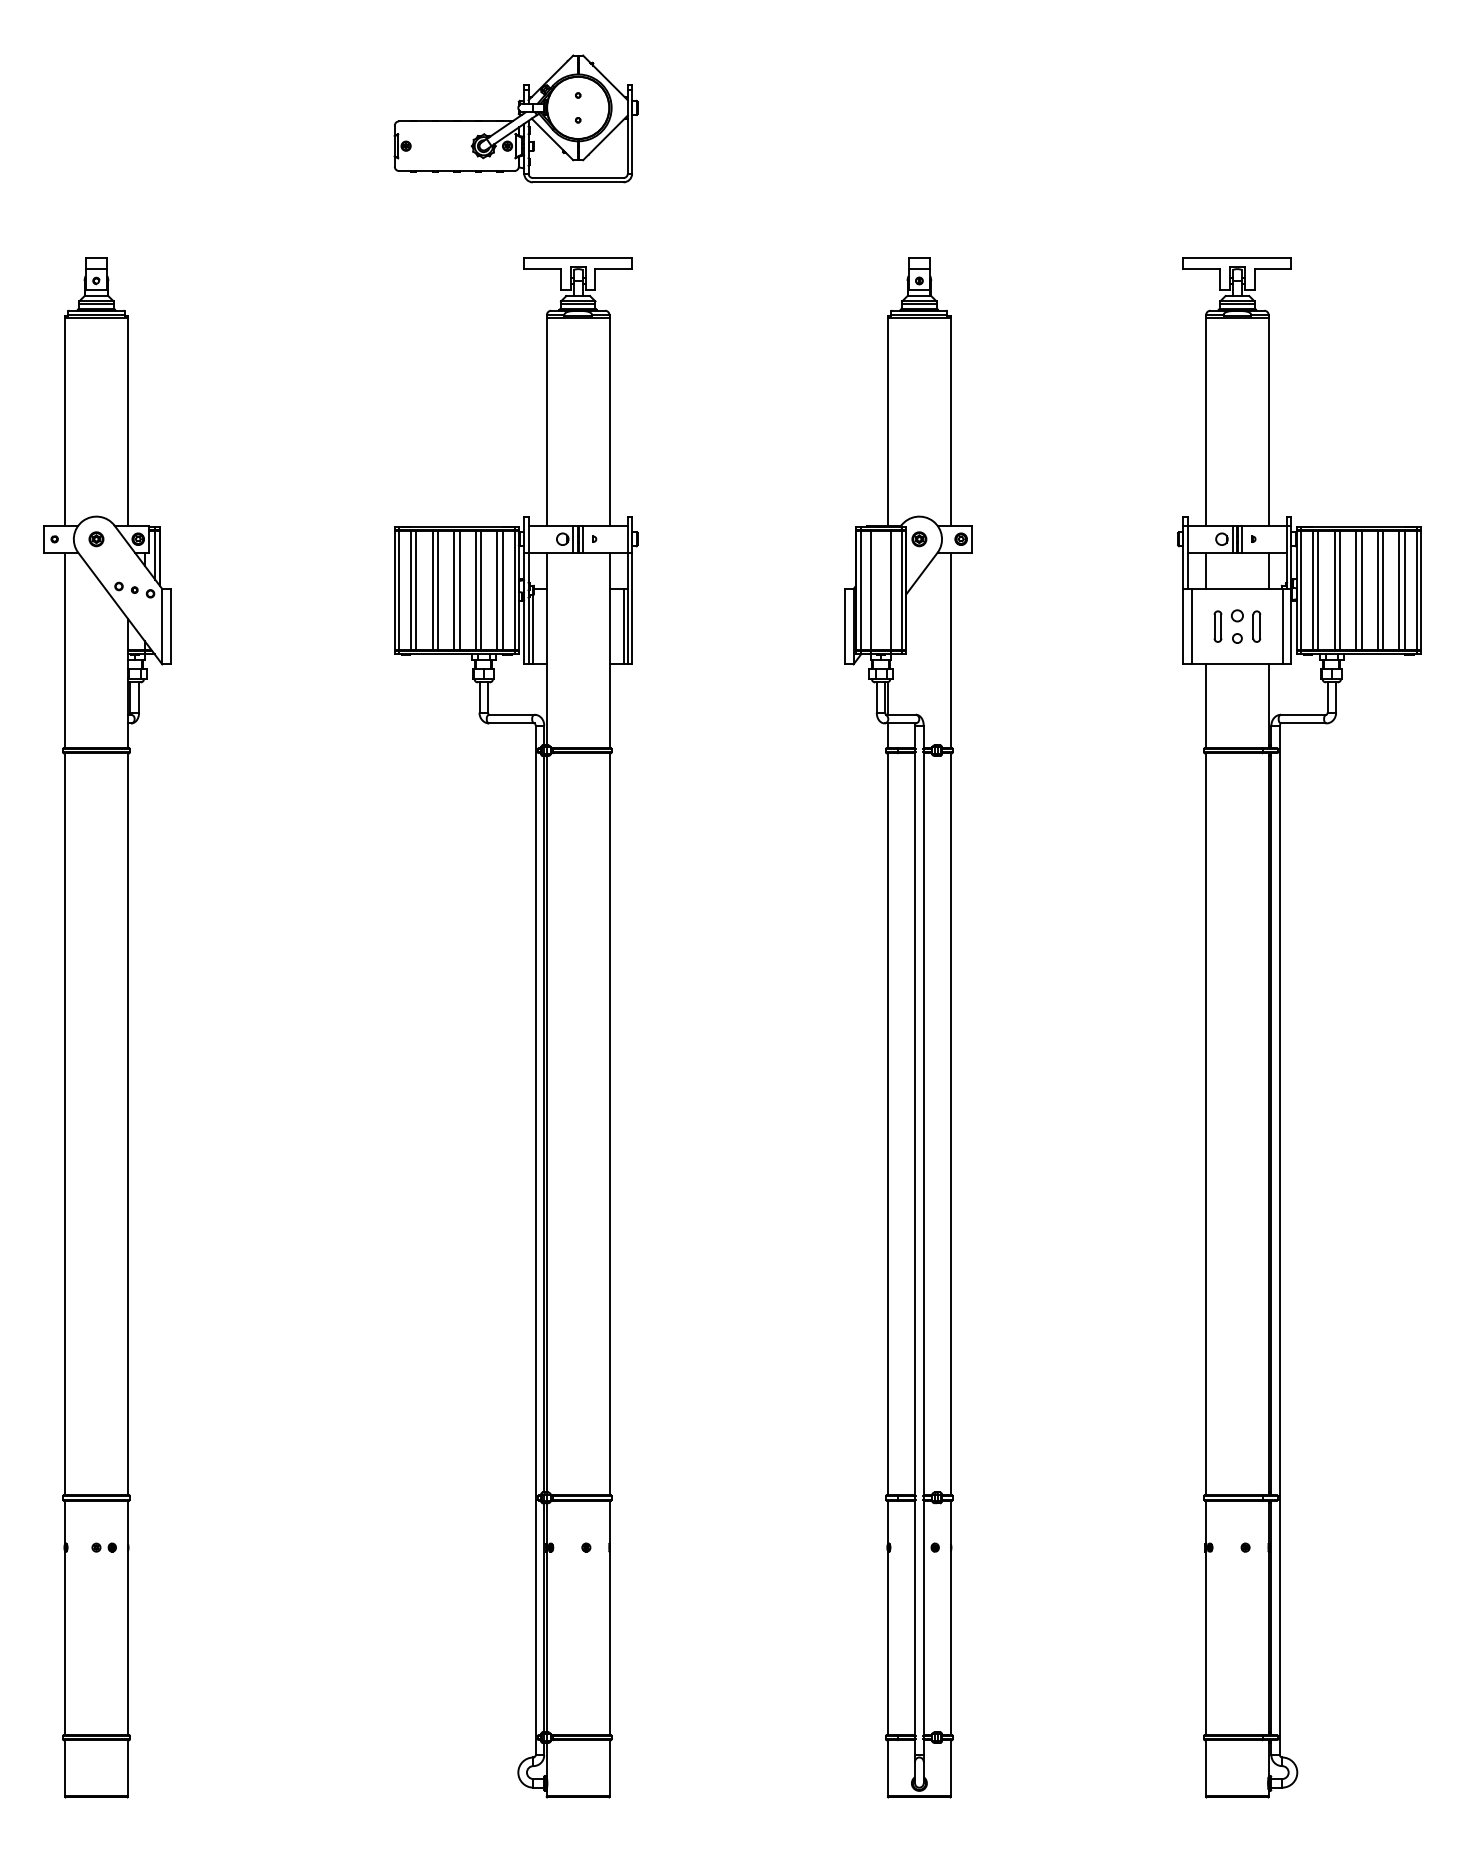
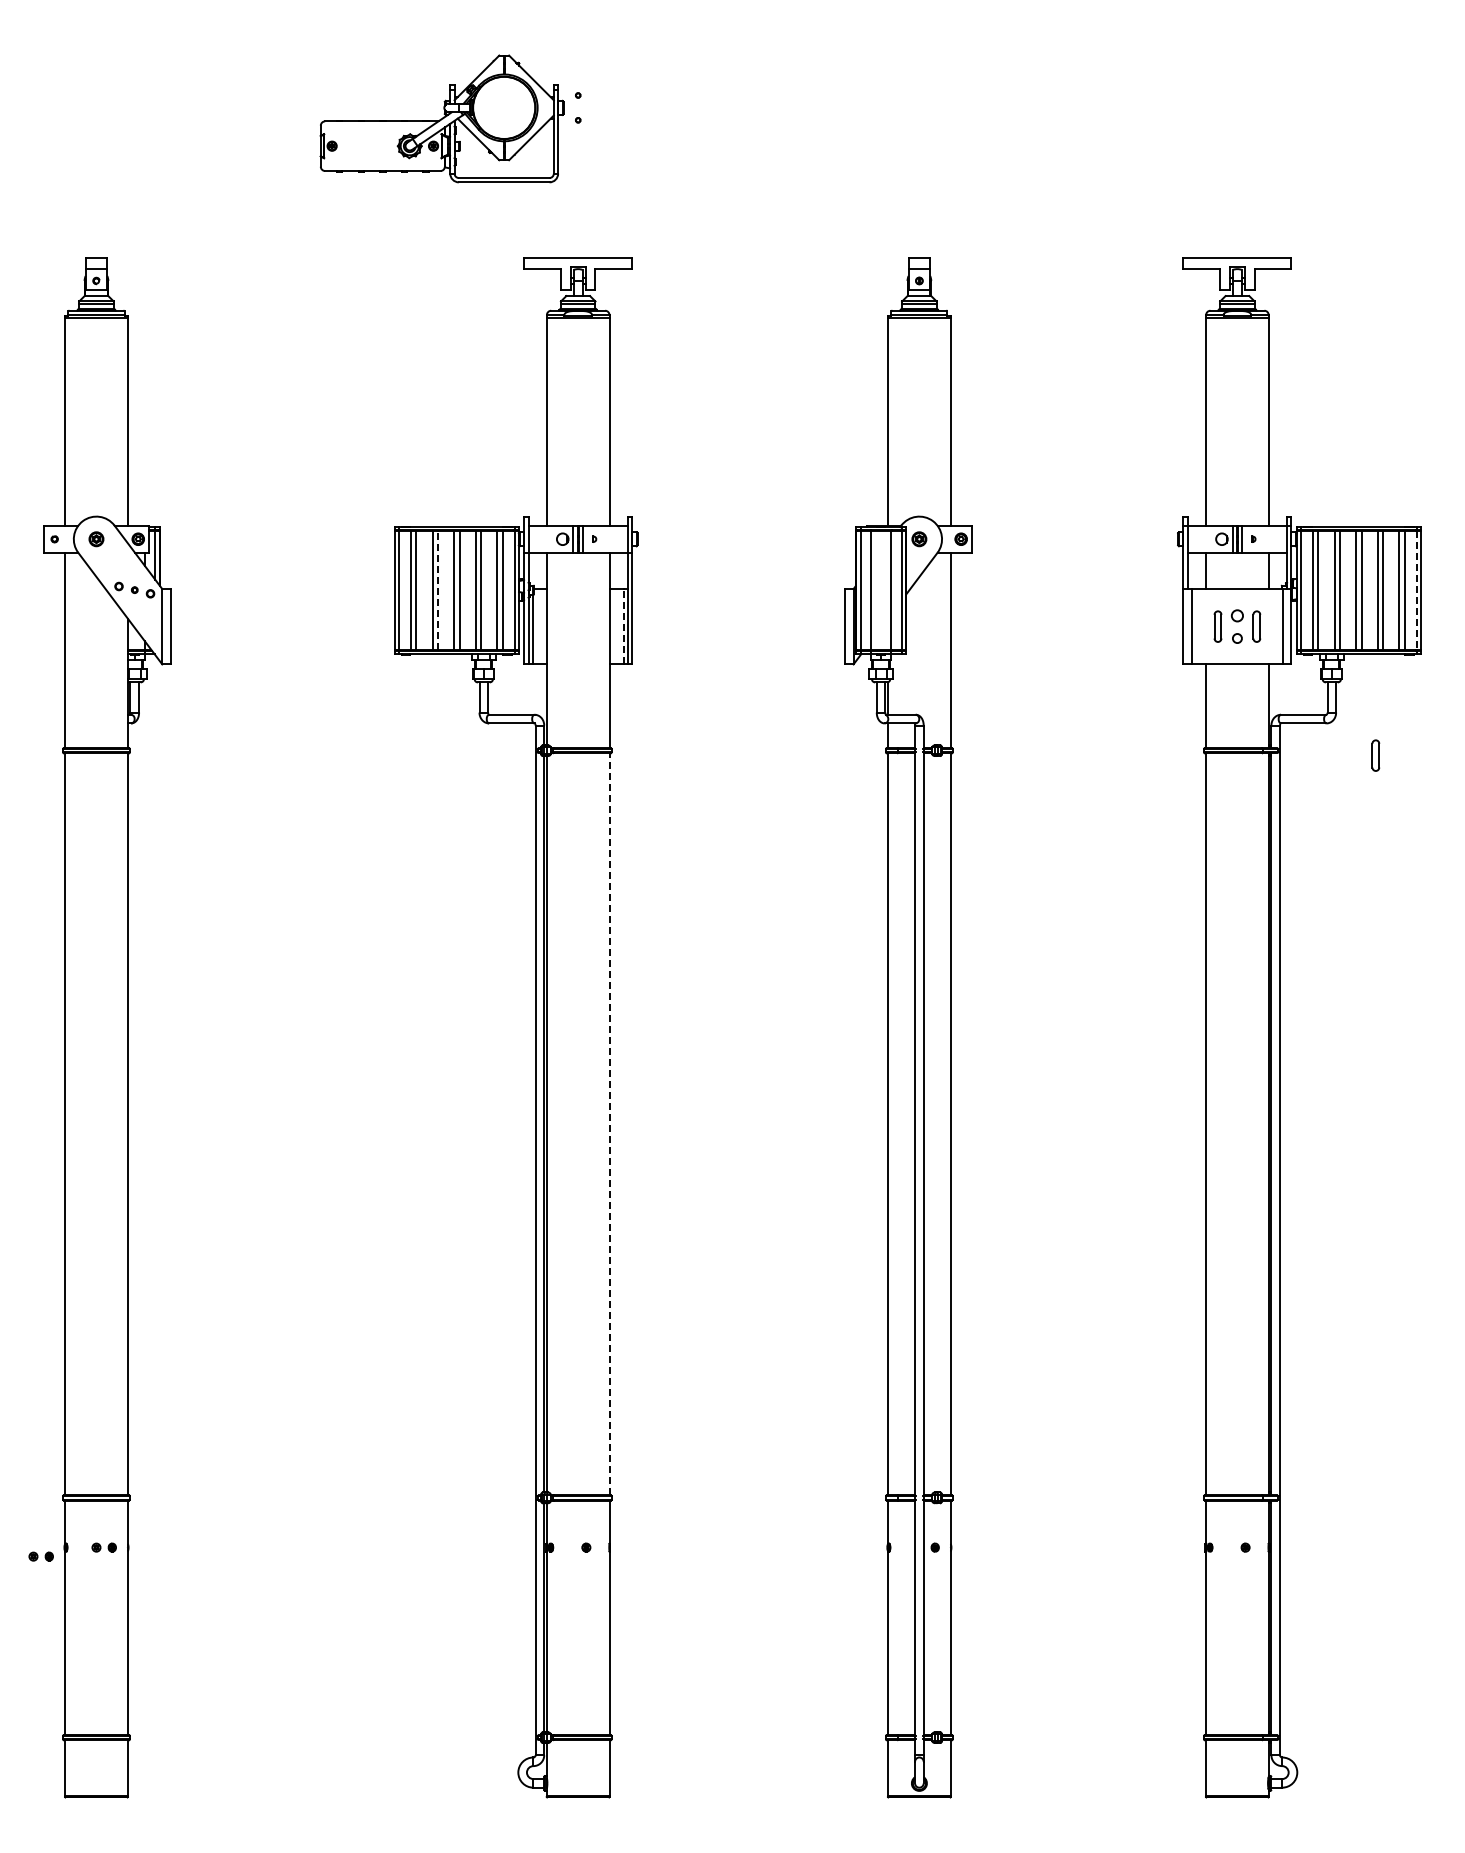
part position: (515, 118) -> (441, 118) (441, 118)
line: solid -> dashed (437, 590)
line: solid -> dashed (1416, 591)
line: solid -> dashed (623, 626)
part: none -> present (1375, 755)
line: solid -> dashed (609, 1124)
part: none -> present (40, 1556)
